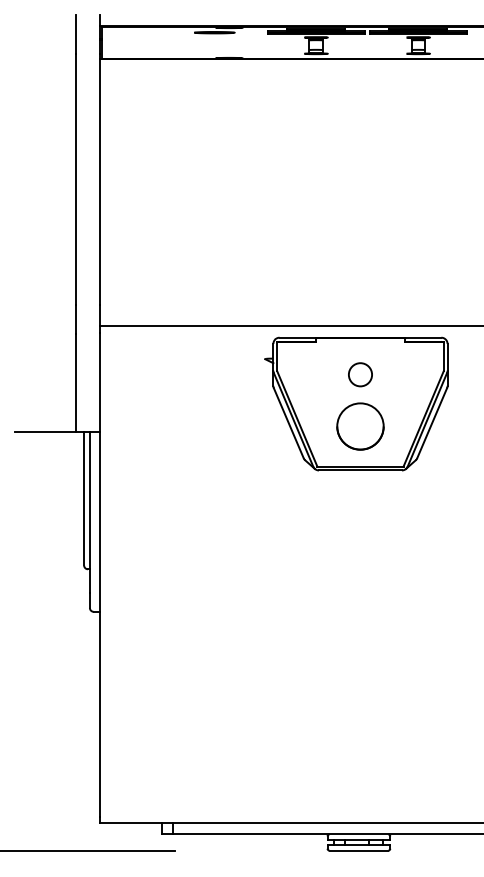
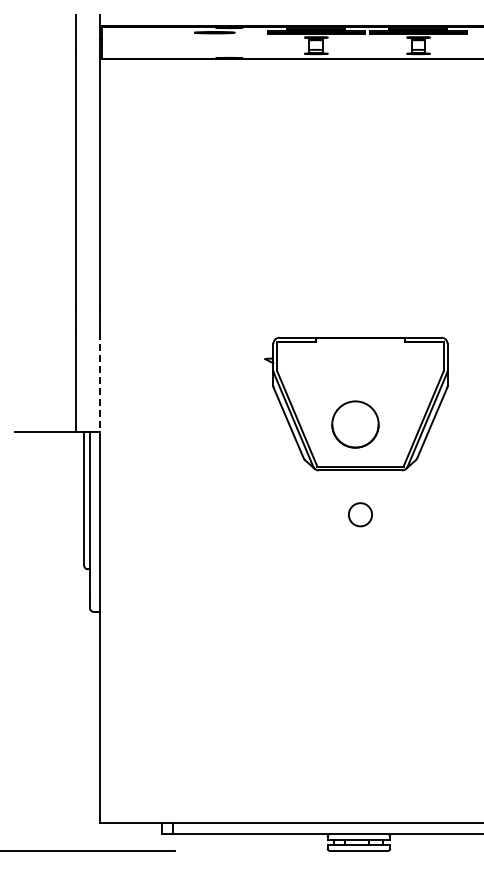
line: present -> none (289, 325)
part position: (360, 374) -> (360, 514) (360, 514)
line: solid -> dashed (99, 383)
part position: (360, 426) -> (355, 424) (355, 424)
